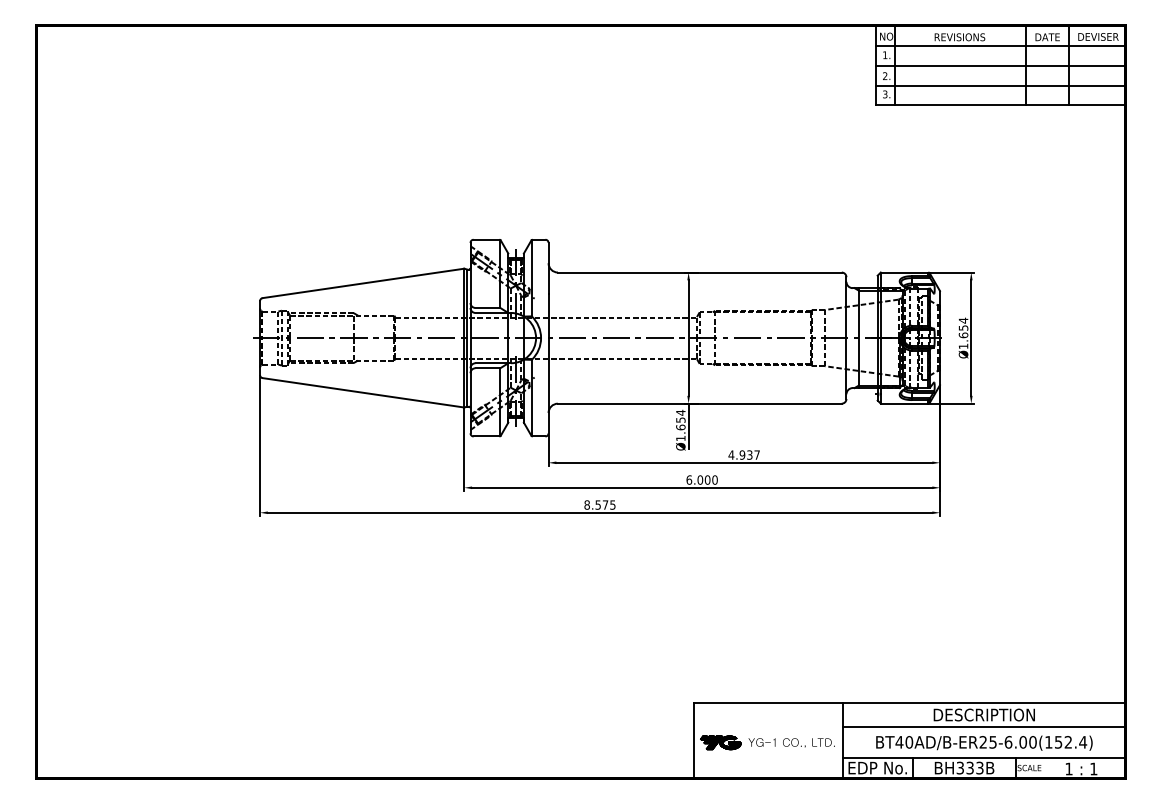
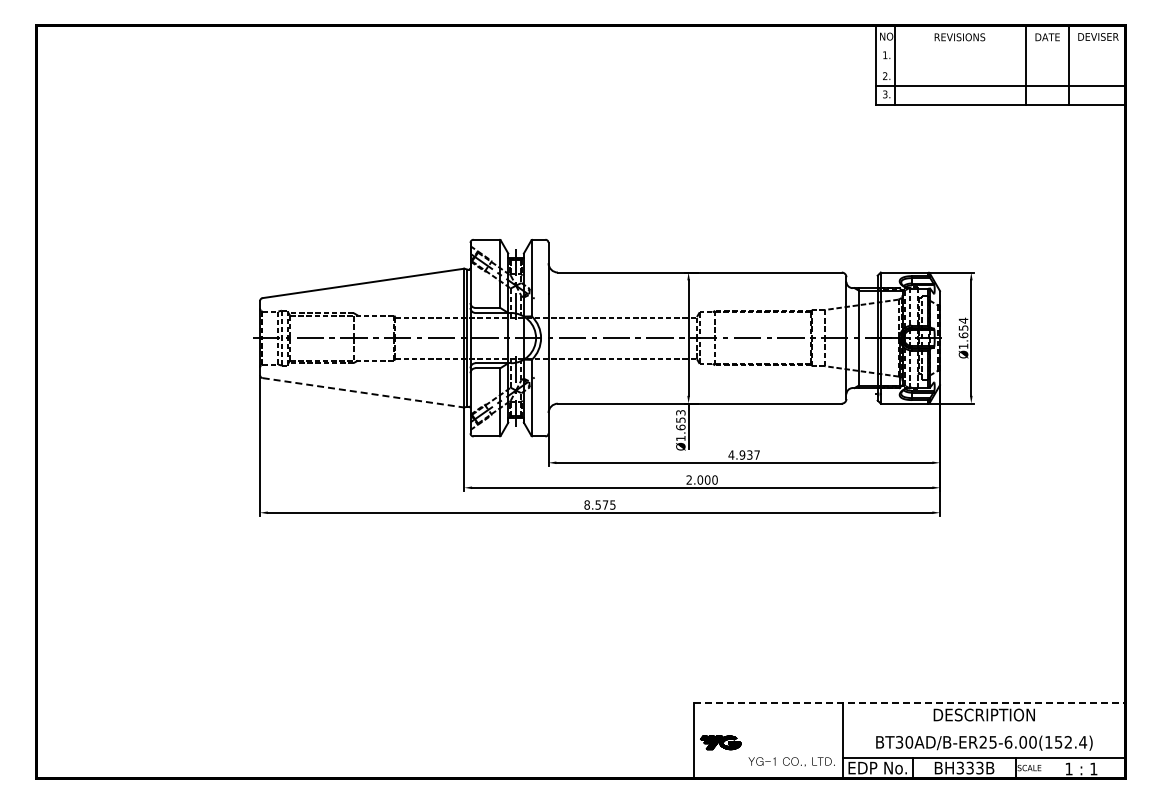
line: present -> none (1000, 45)
line: present -> none (1000, 65)
line: solid -> dashed (363, 392)
text: Ø1.654 -> Ø1.653 (680, 412)
text: 6.000 -> 2.000 (689, 479)
line: solid -> dashed (910, 703)
line: present -> none (984, 726)
text position: (791, 742) -> (791, 761) (791, 761)
text: BT40AD/B-ER25-6.00(152.4) -> BT30AD/B-ER25-6.00(152.4) (899, 742)
